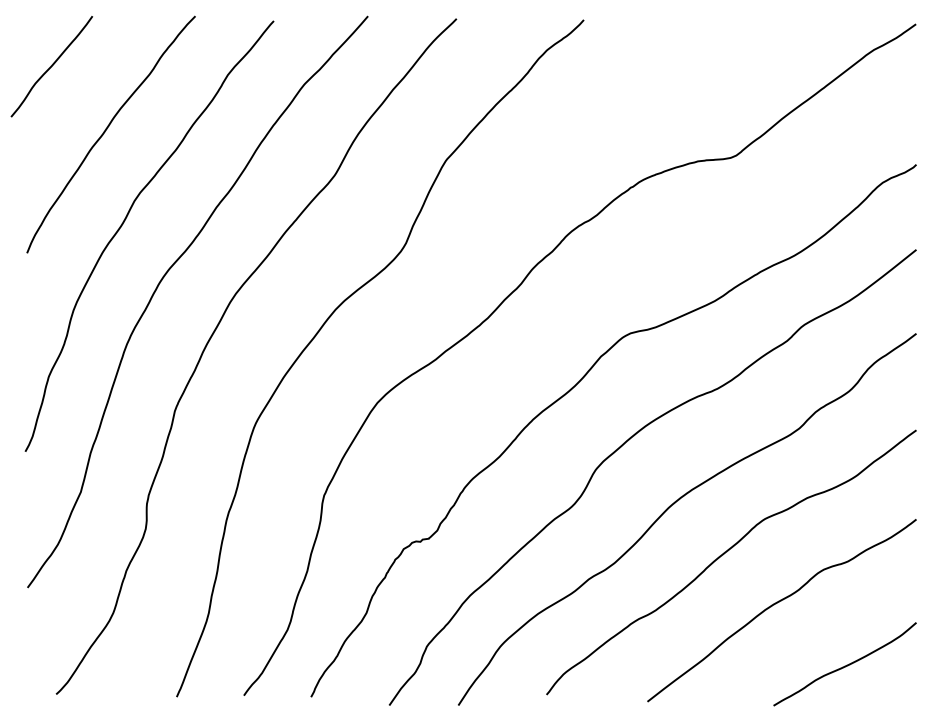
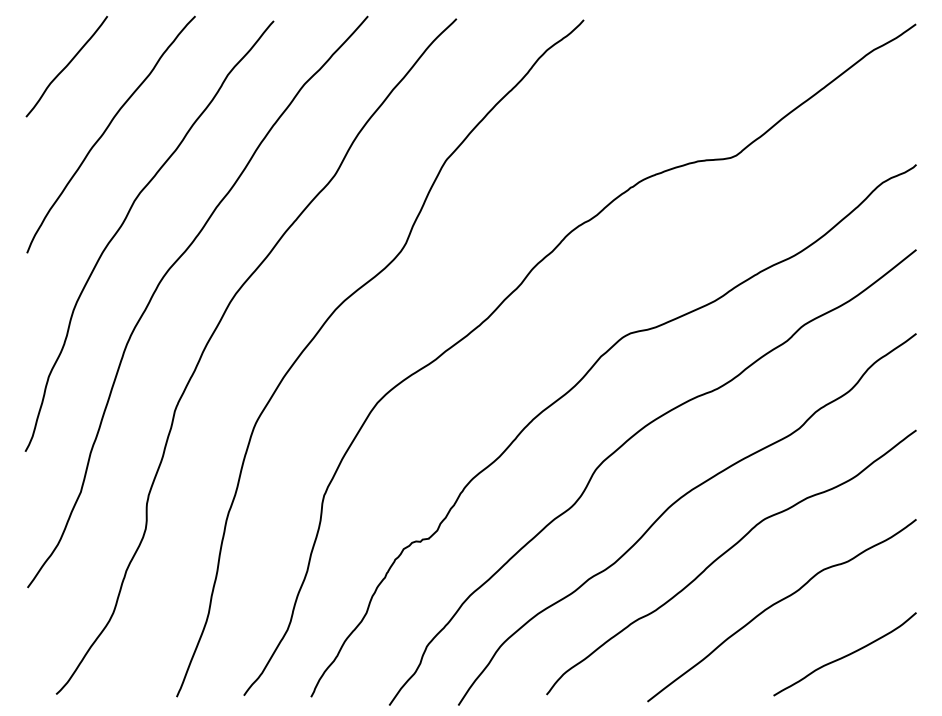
curve position: (51, 66) -> (66, 66) (66, 66)
curve position: (844, 665) -> (844, 655) (844, 655)
